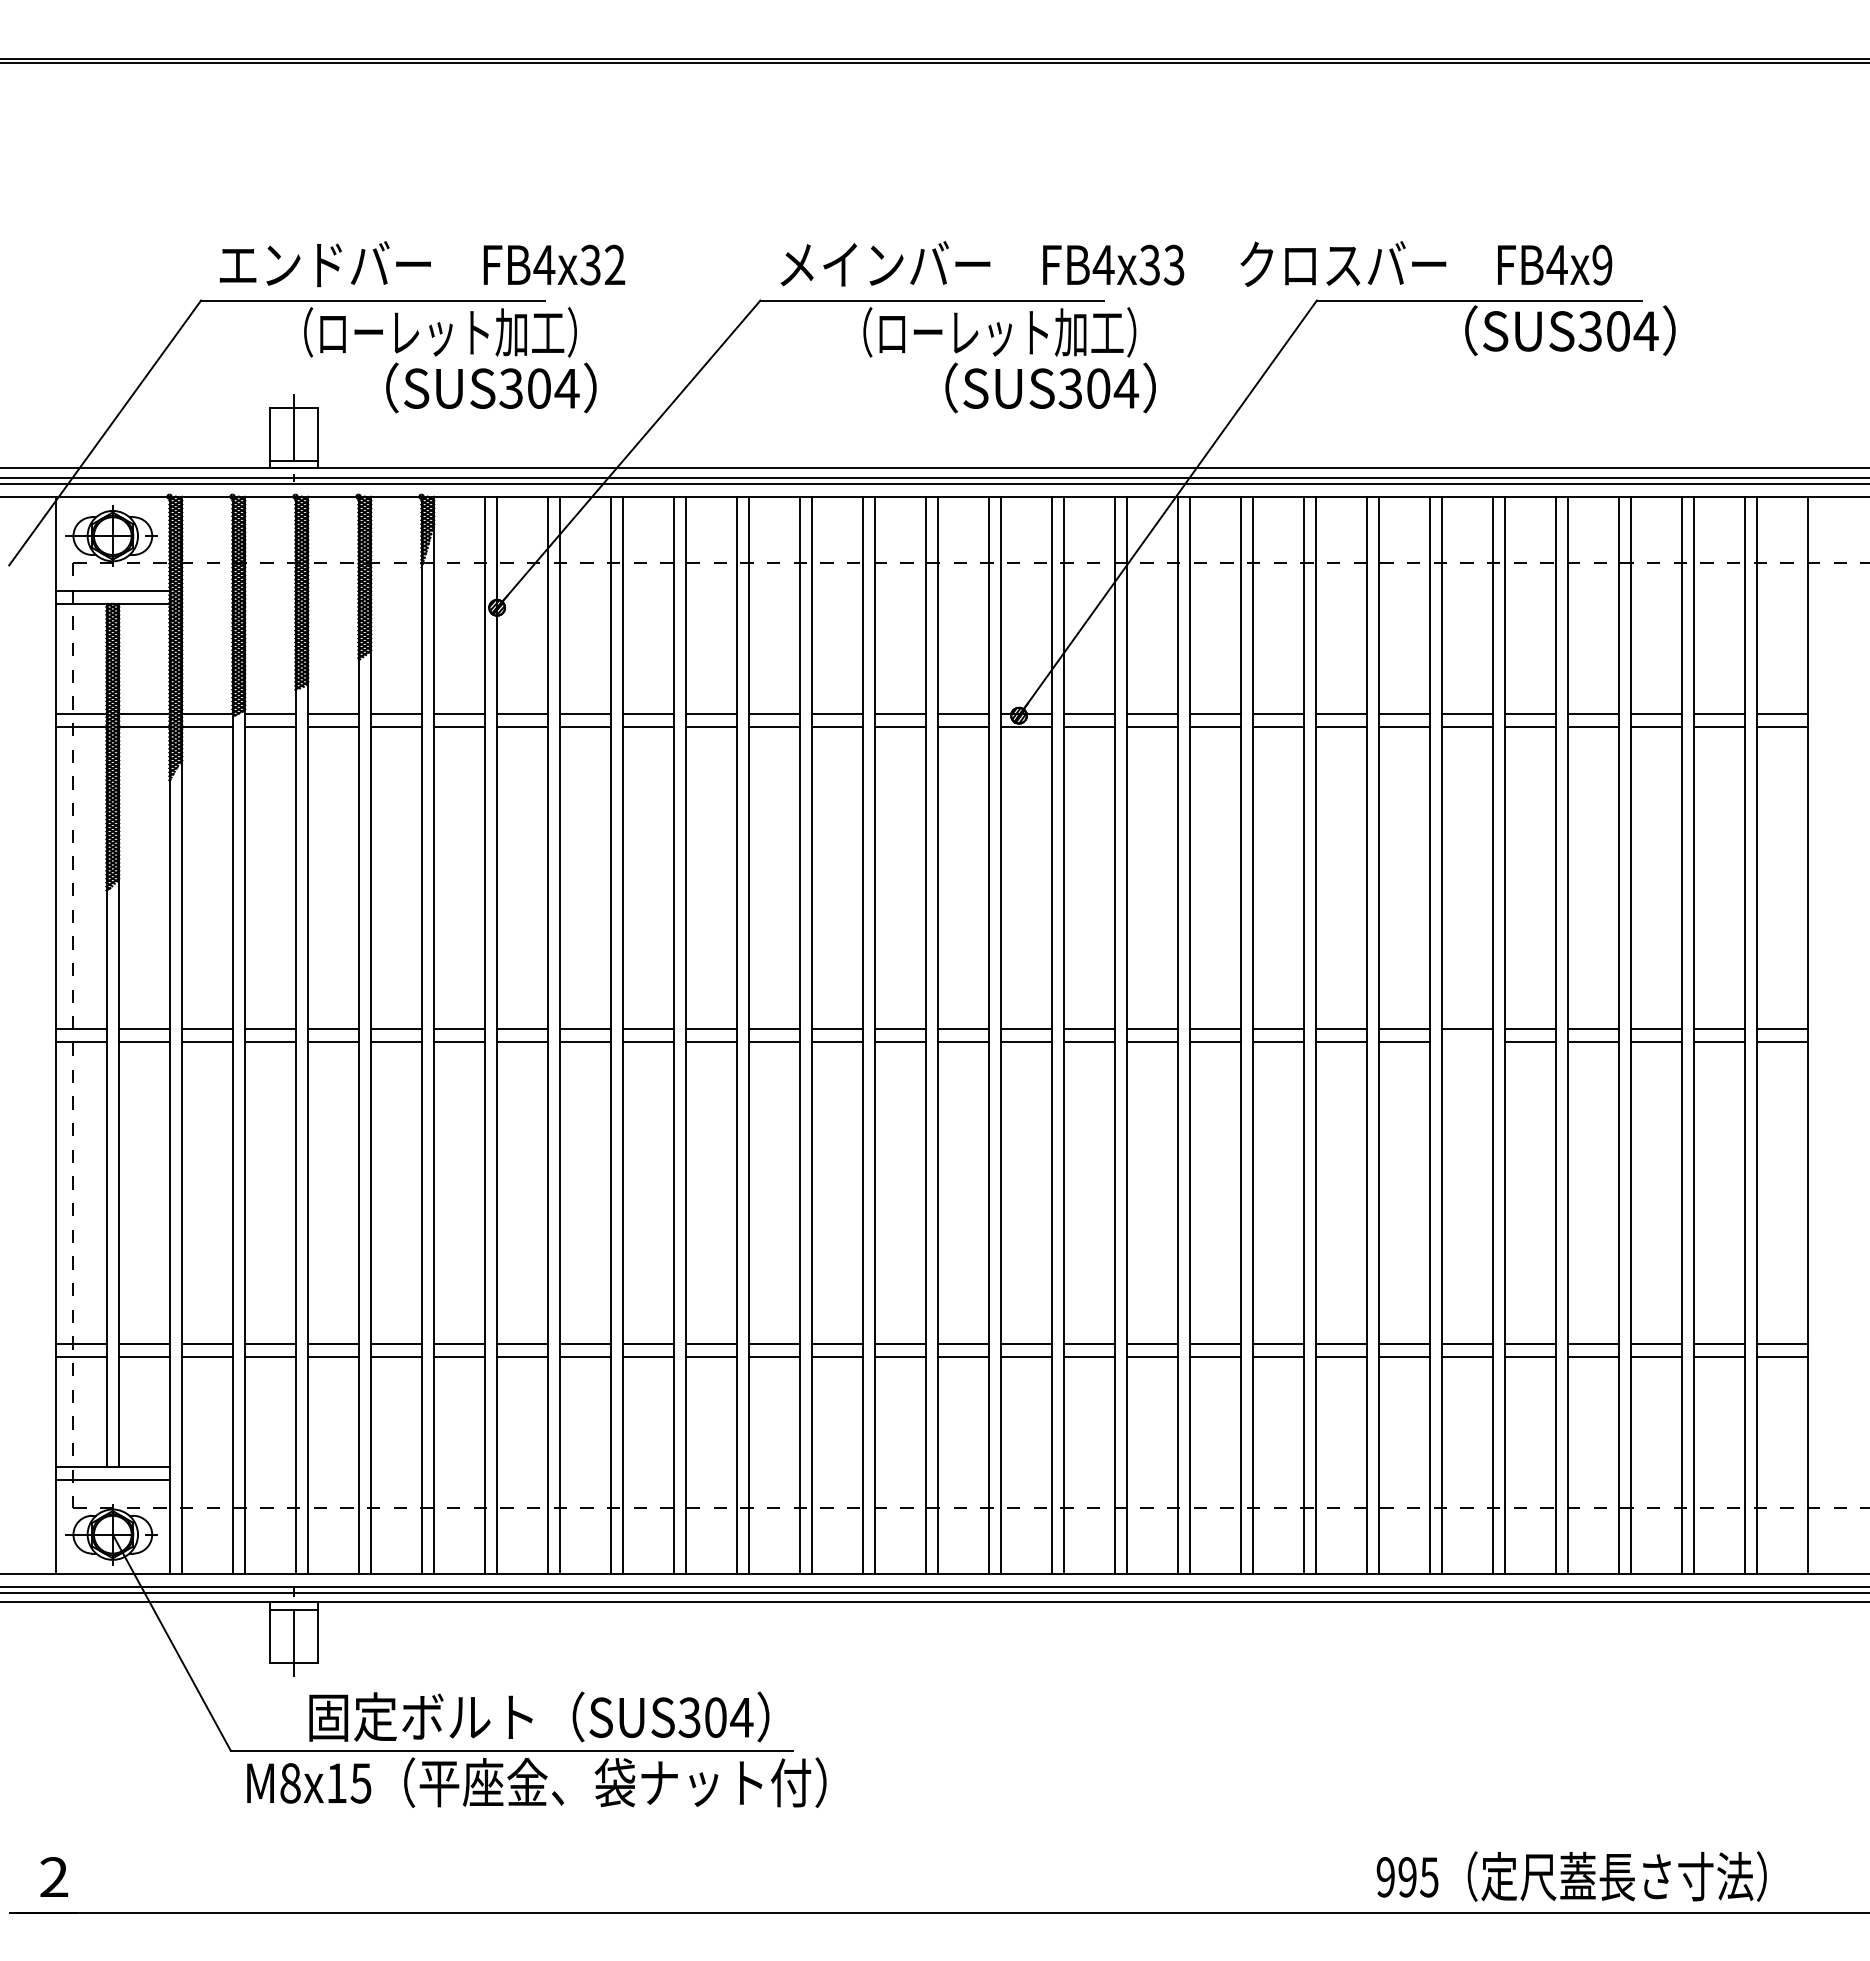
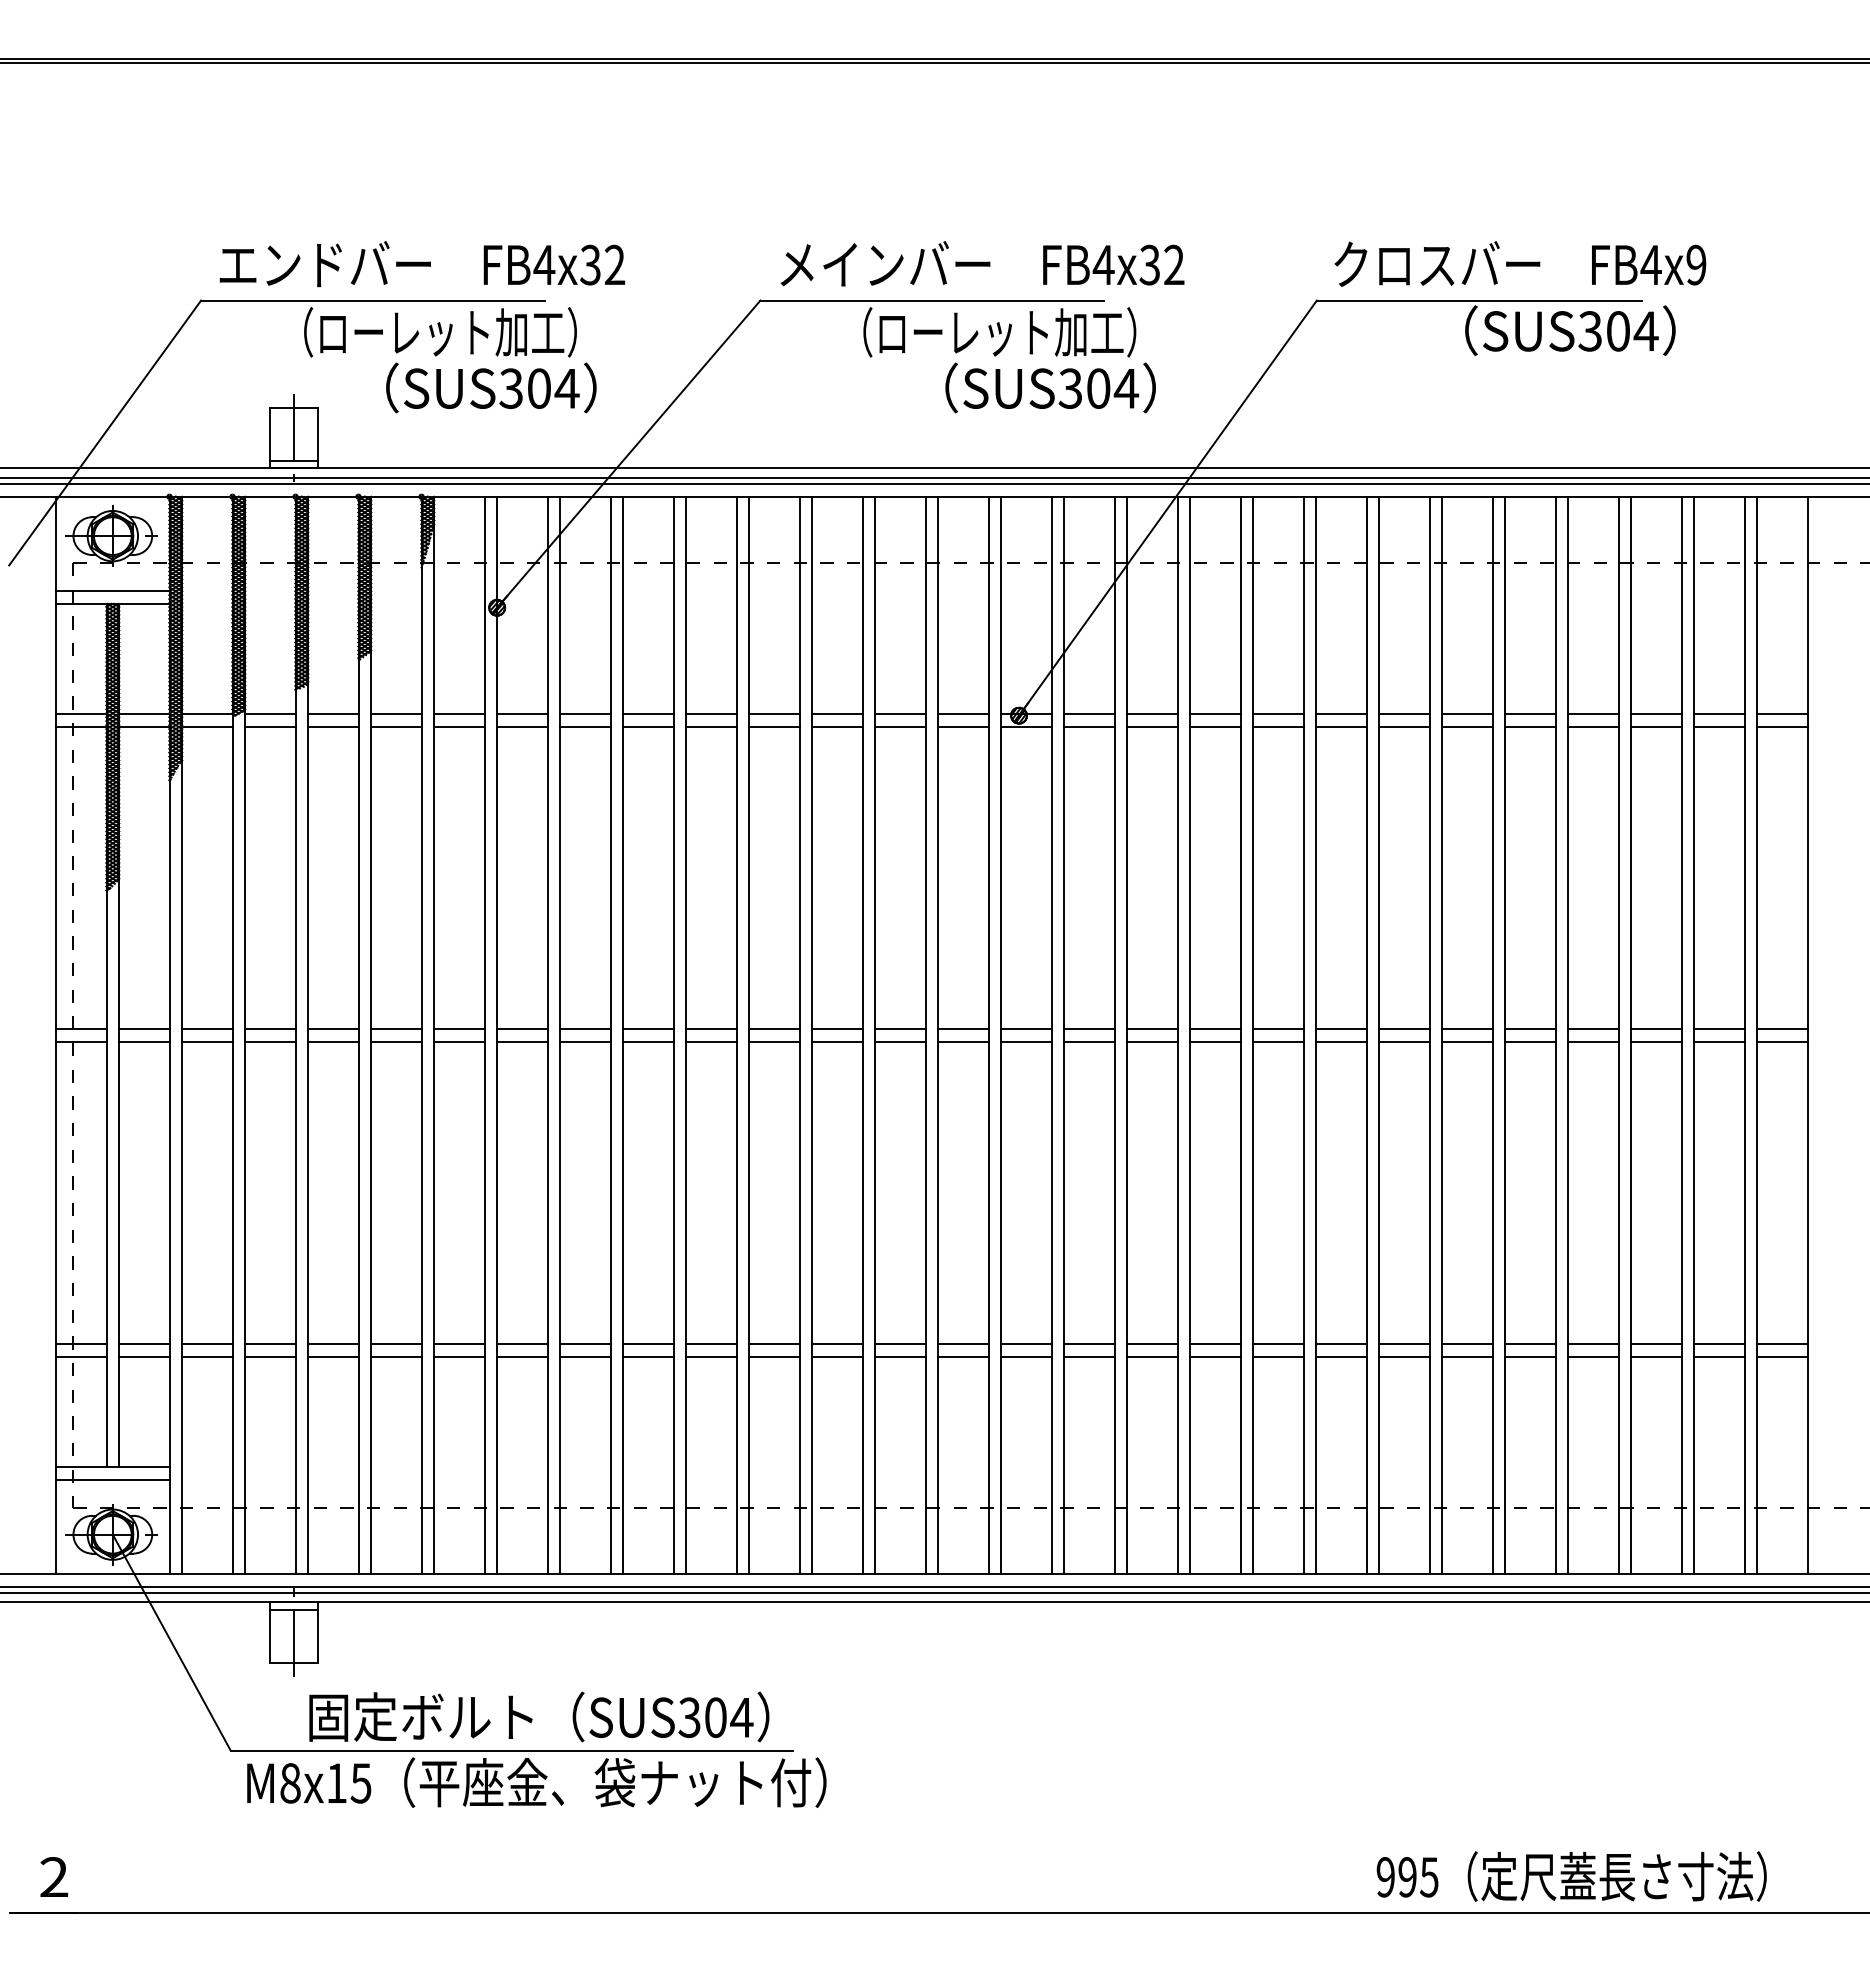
text position: (1426, 263) -> (1520, 263) (1520, 263)
text: FB4x33 -> FB4x32 (1173, 265)
line: none -> present (1467, 1041)
